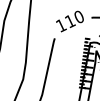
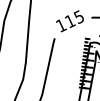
text: 110 -> 115 (78, 16)
